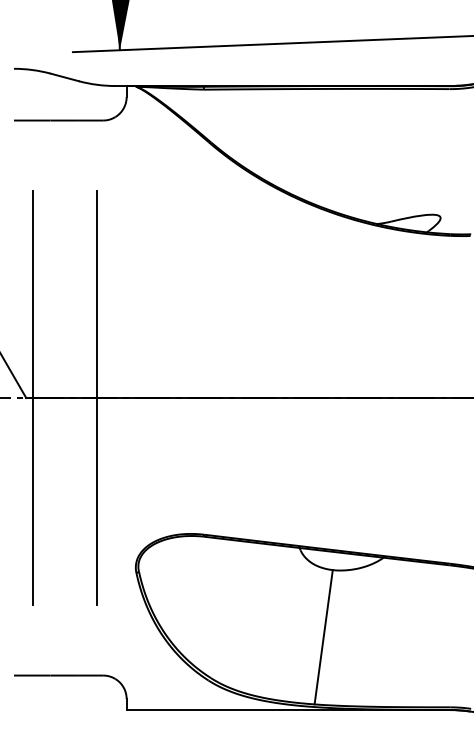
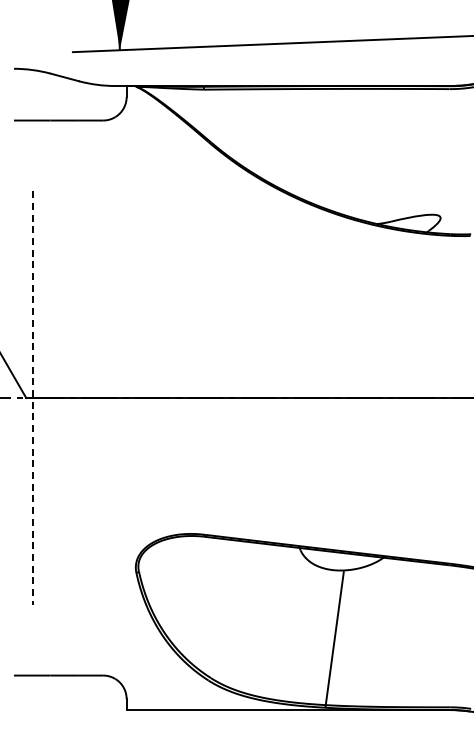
line: solid -> dashed (32, 398)
line: present -> none (96, 398)
line position: (323, 637) -> (334, 639) (334, 639)
